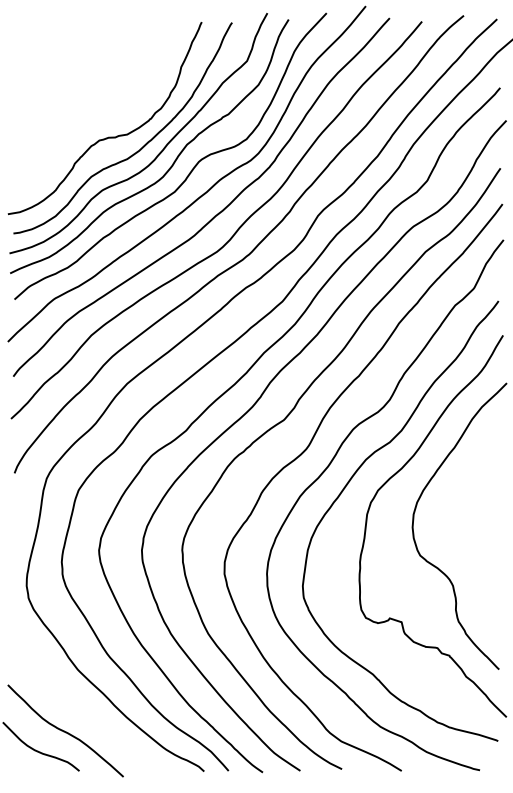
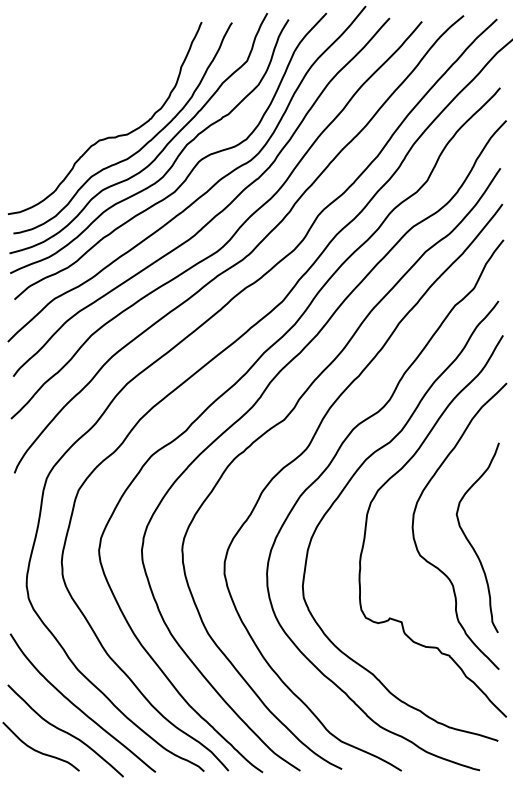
curve: none -> present (471, 543)
curve: none -> present (80, 708)
